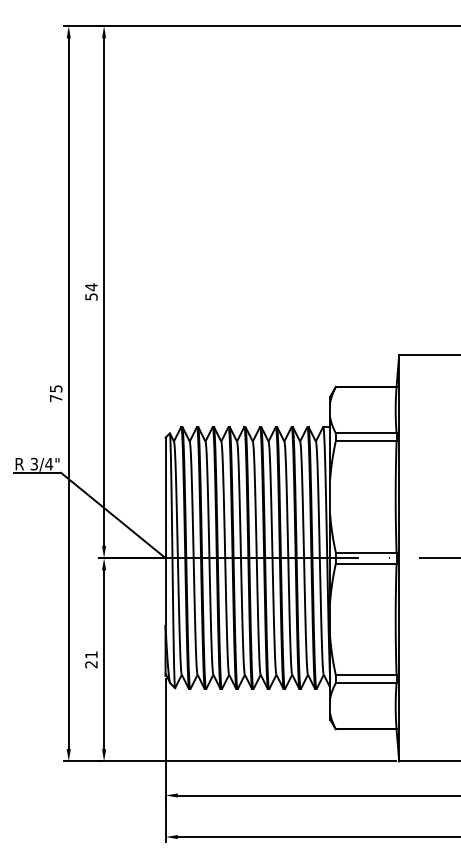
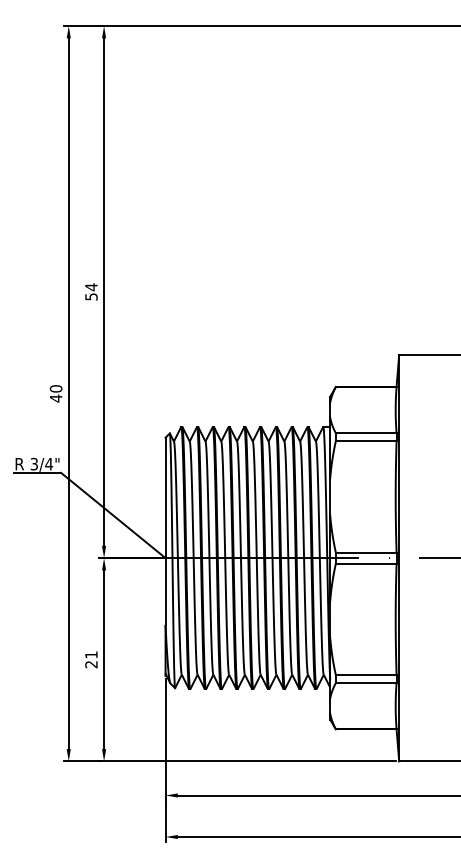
text: 75 -> 40 (55, 393)
